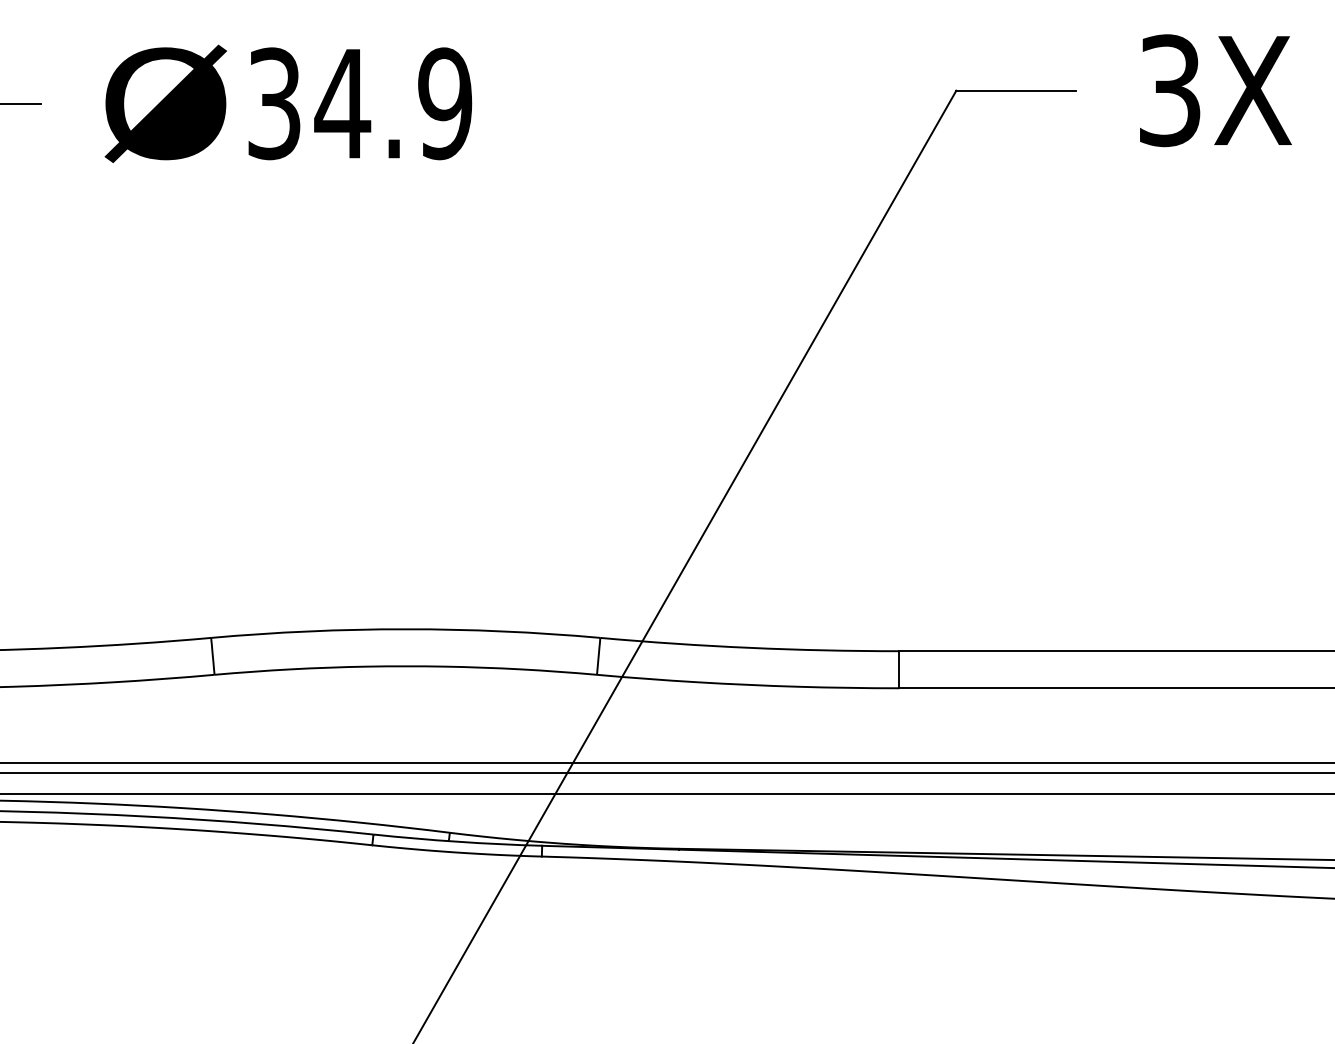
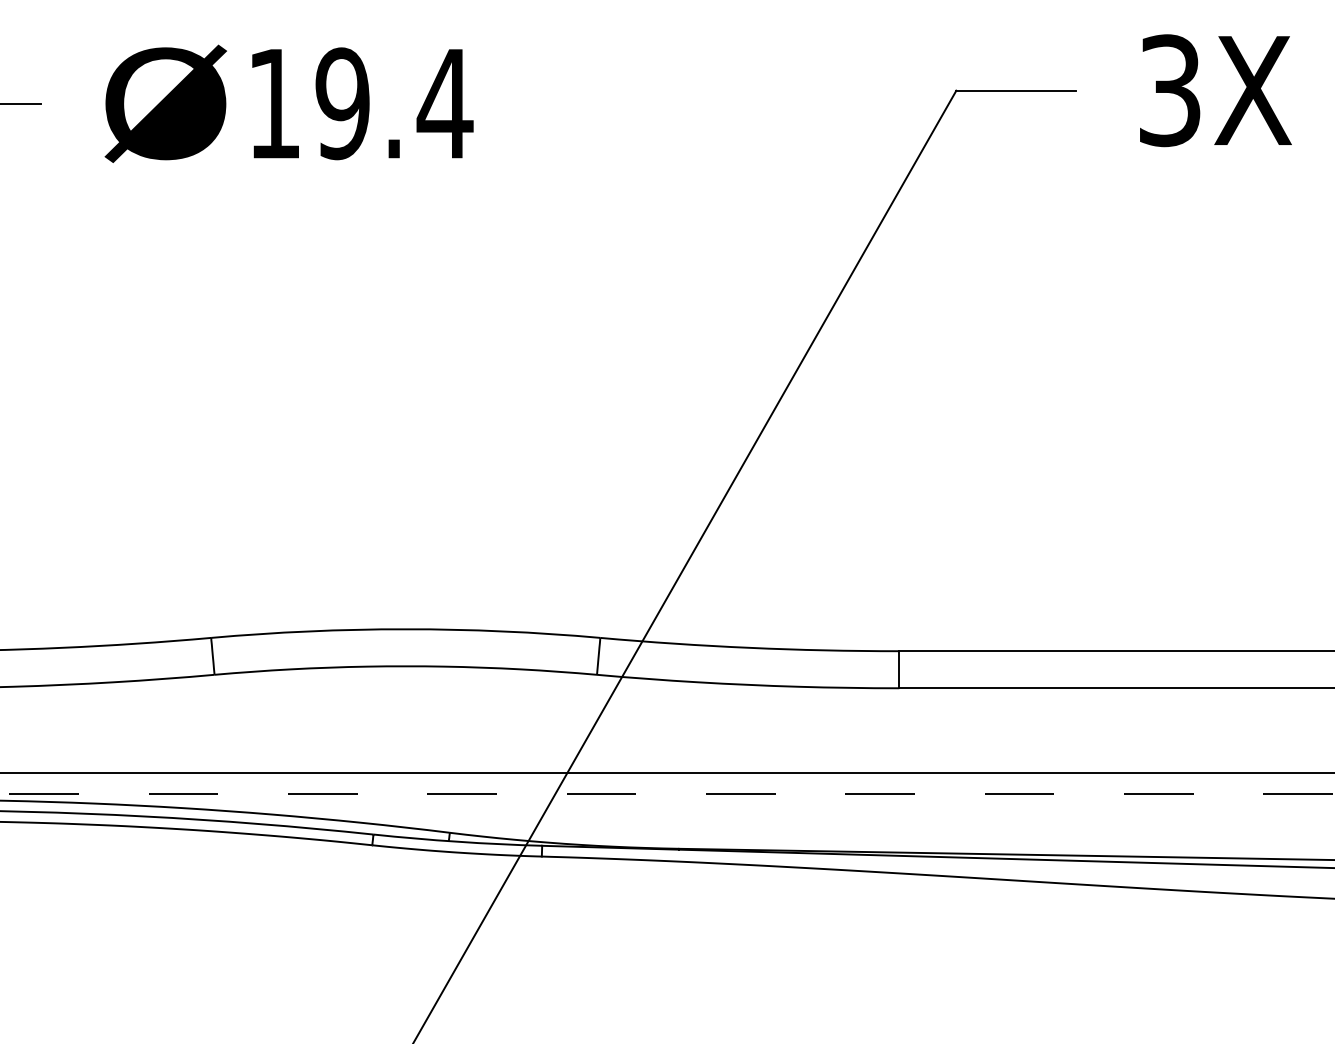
text: 34.9 -> 19.4 (360, 103)
line: present -> none (666, 762)
line: solid -> dashed (667, 794)
